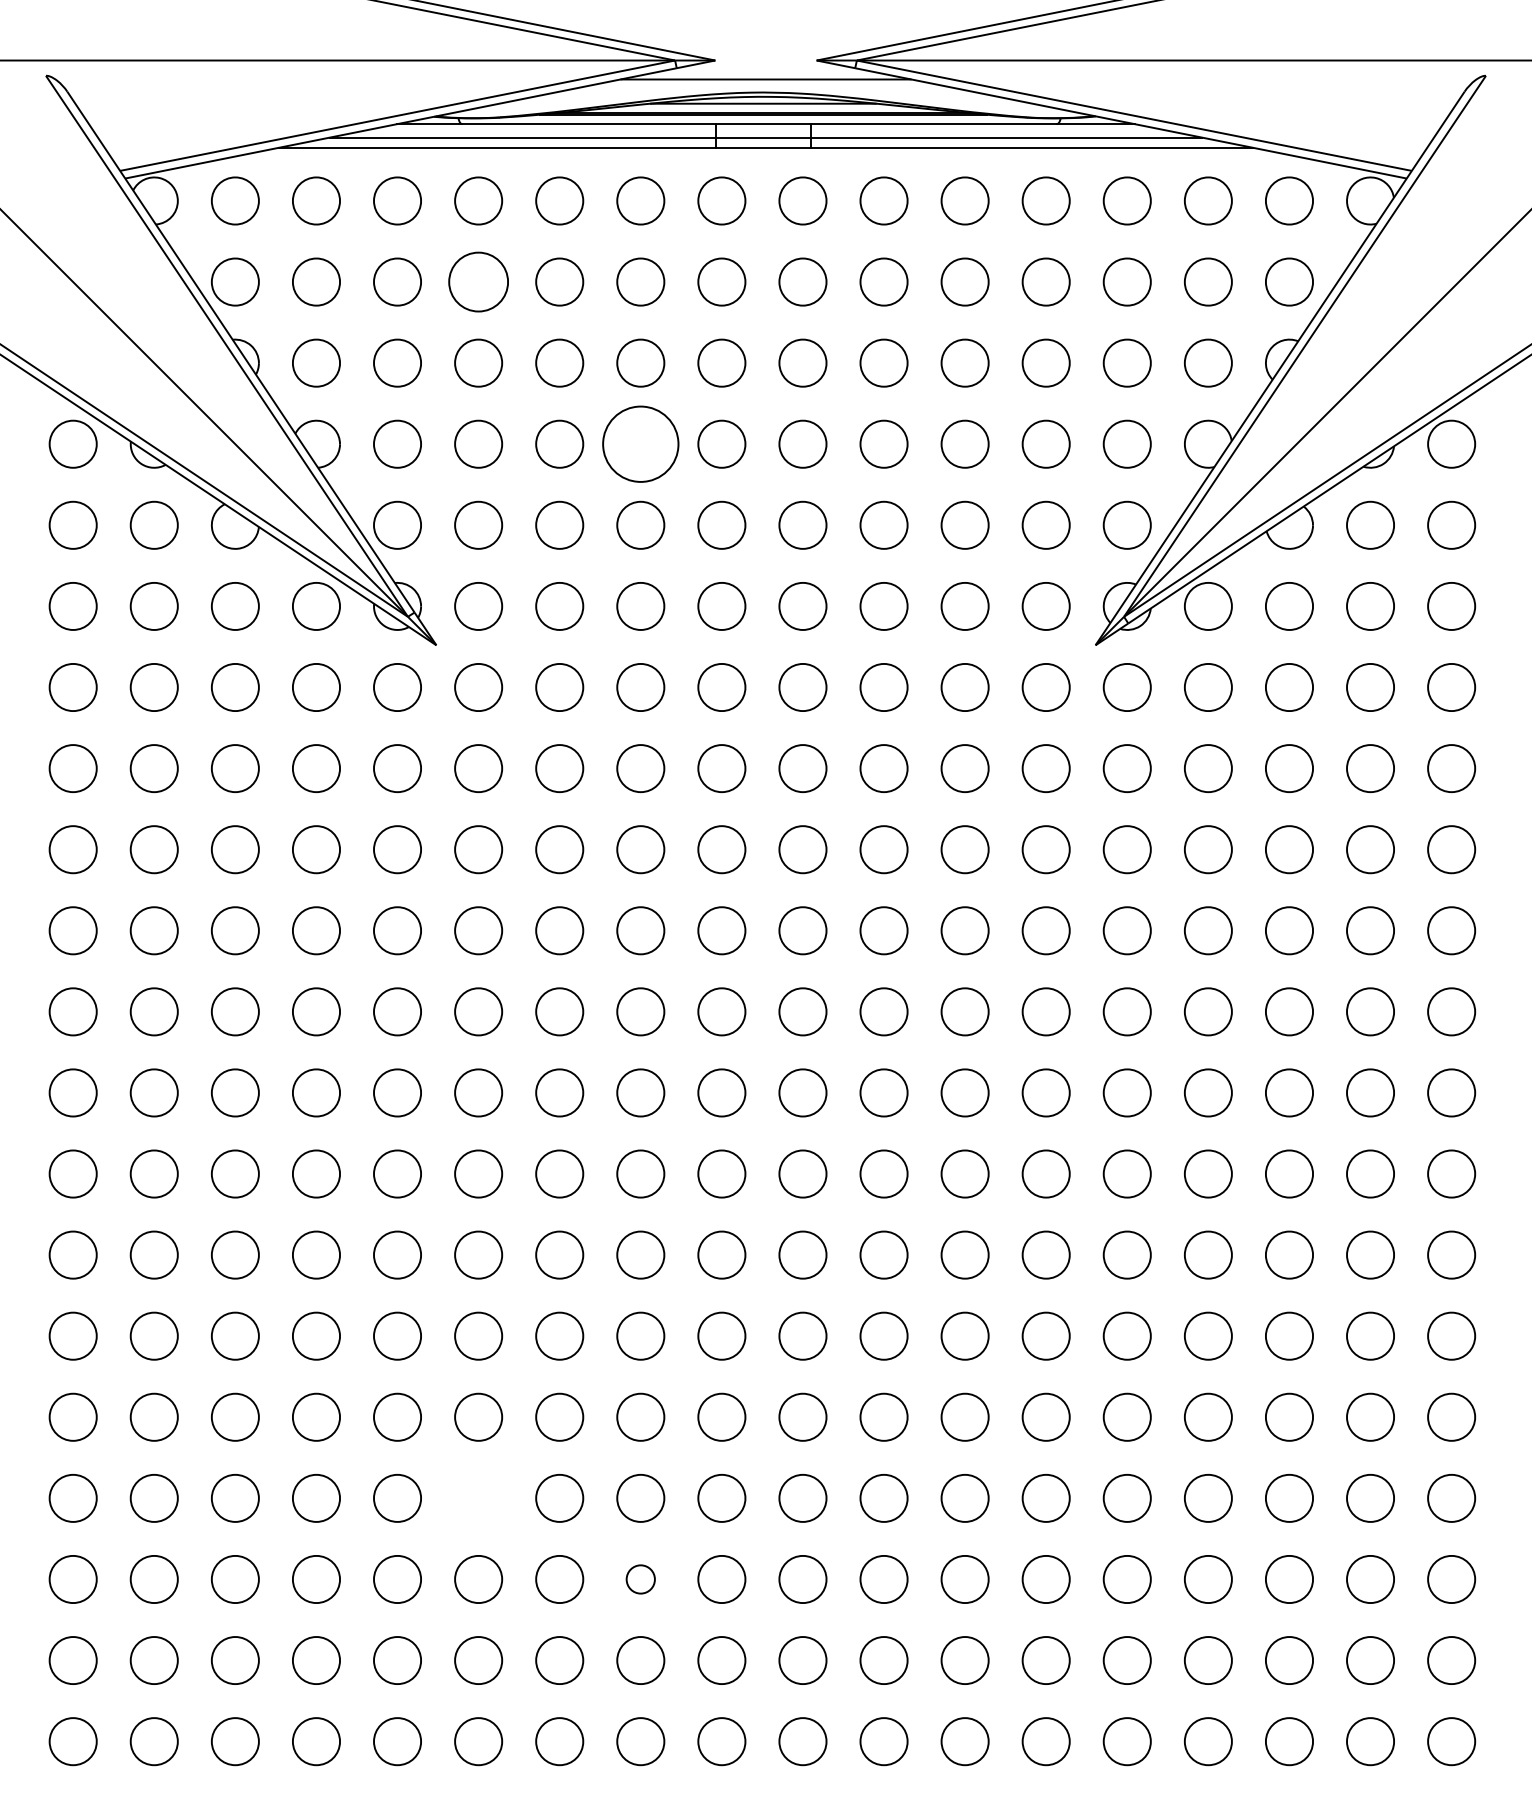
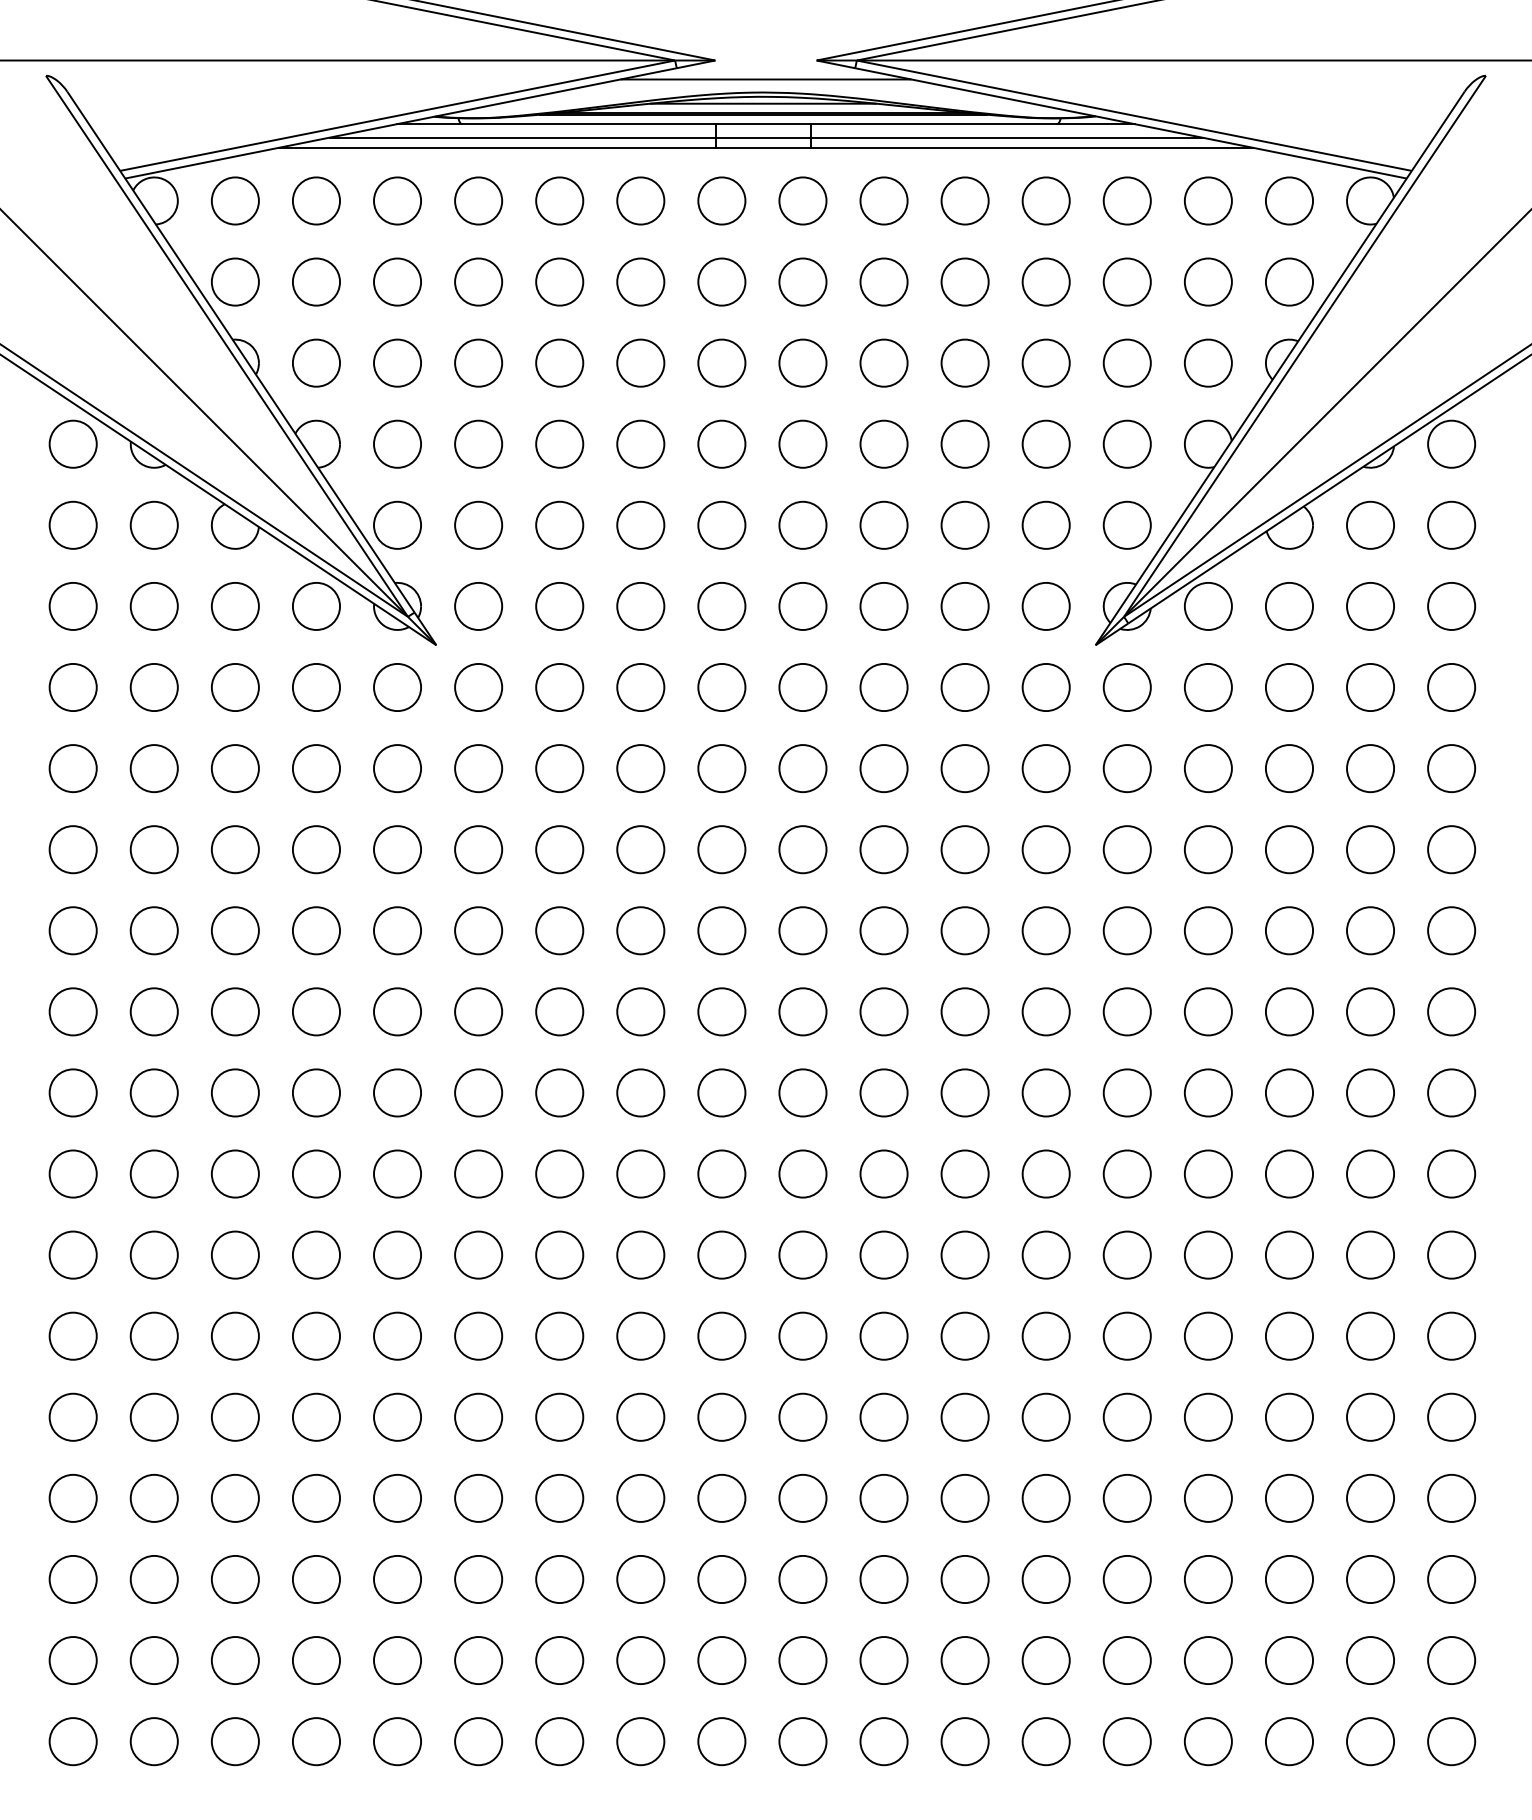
circle diameter: 59 px -> 47 px (478, 281)
circle diameter: 75 px -> 47 px (640, 443)
circle: none -> present (478, 1498)
circle diameter: 28 px -> 47 px (640, 1579)
